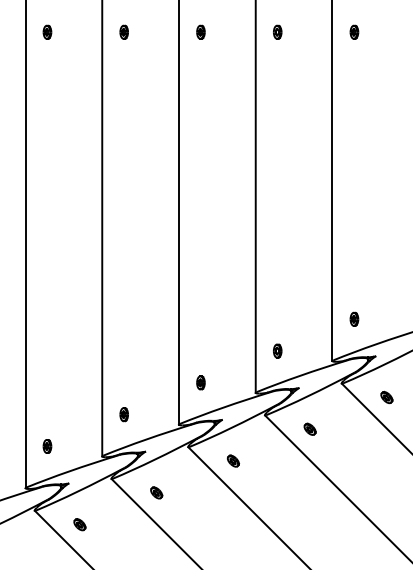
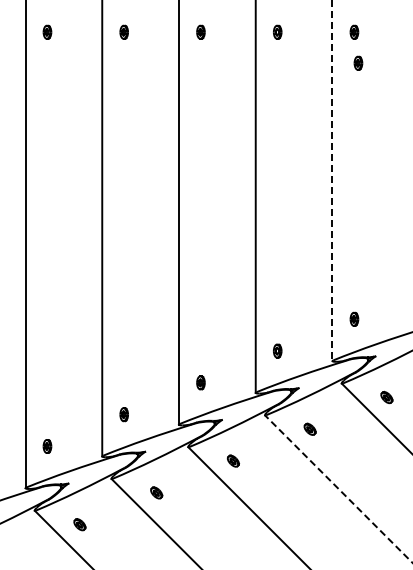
part: none -> present (358, 62)
line: solid -> dashed (332, 181)
line: solid -> dashed (338, 488)
